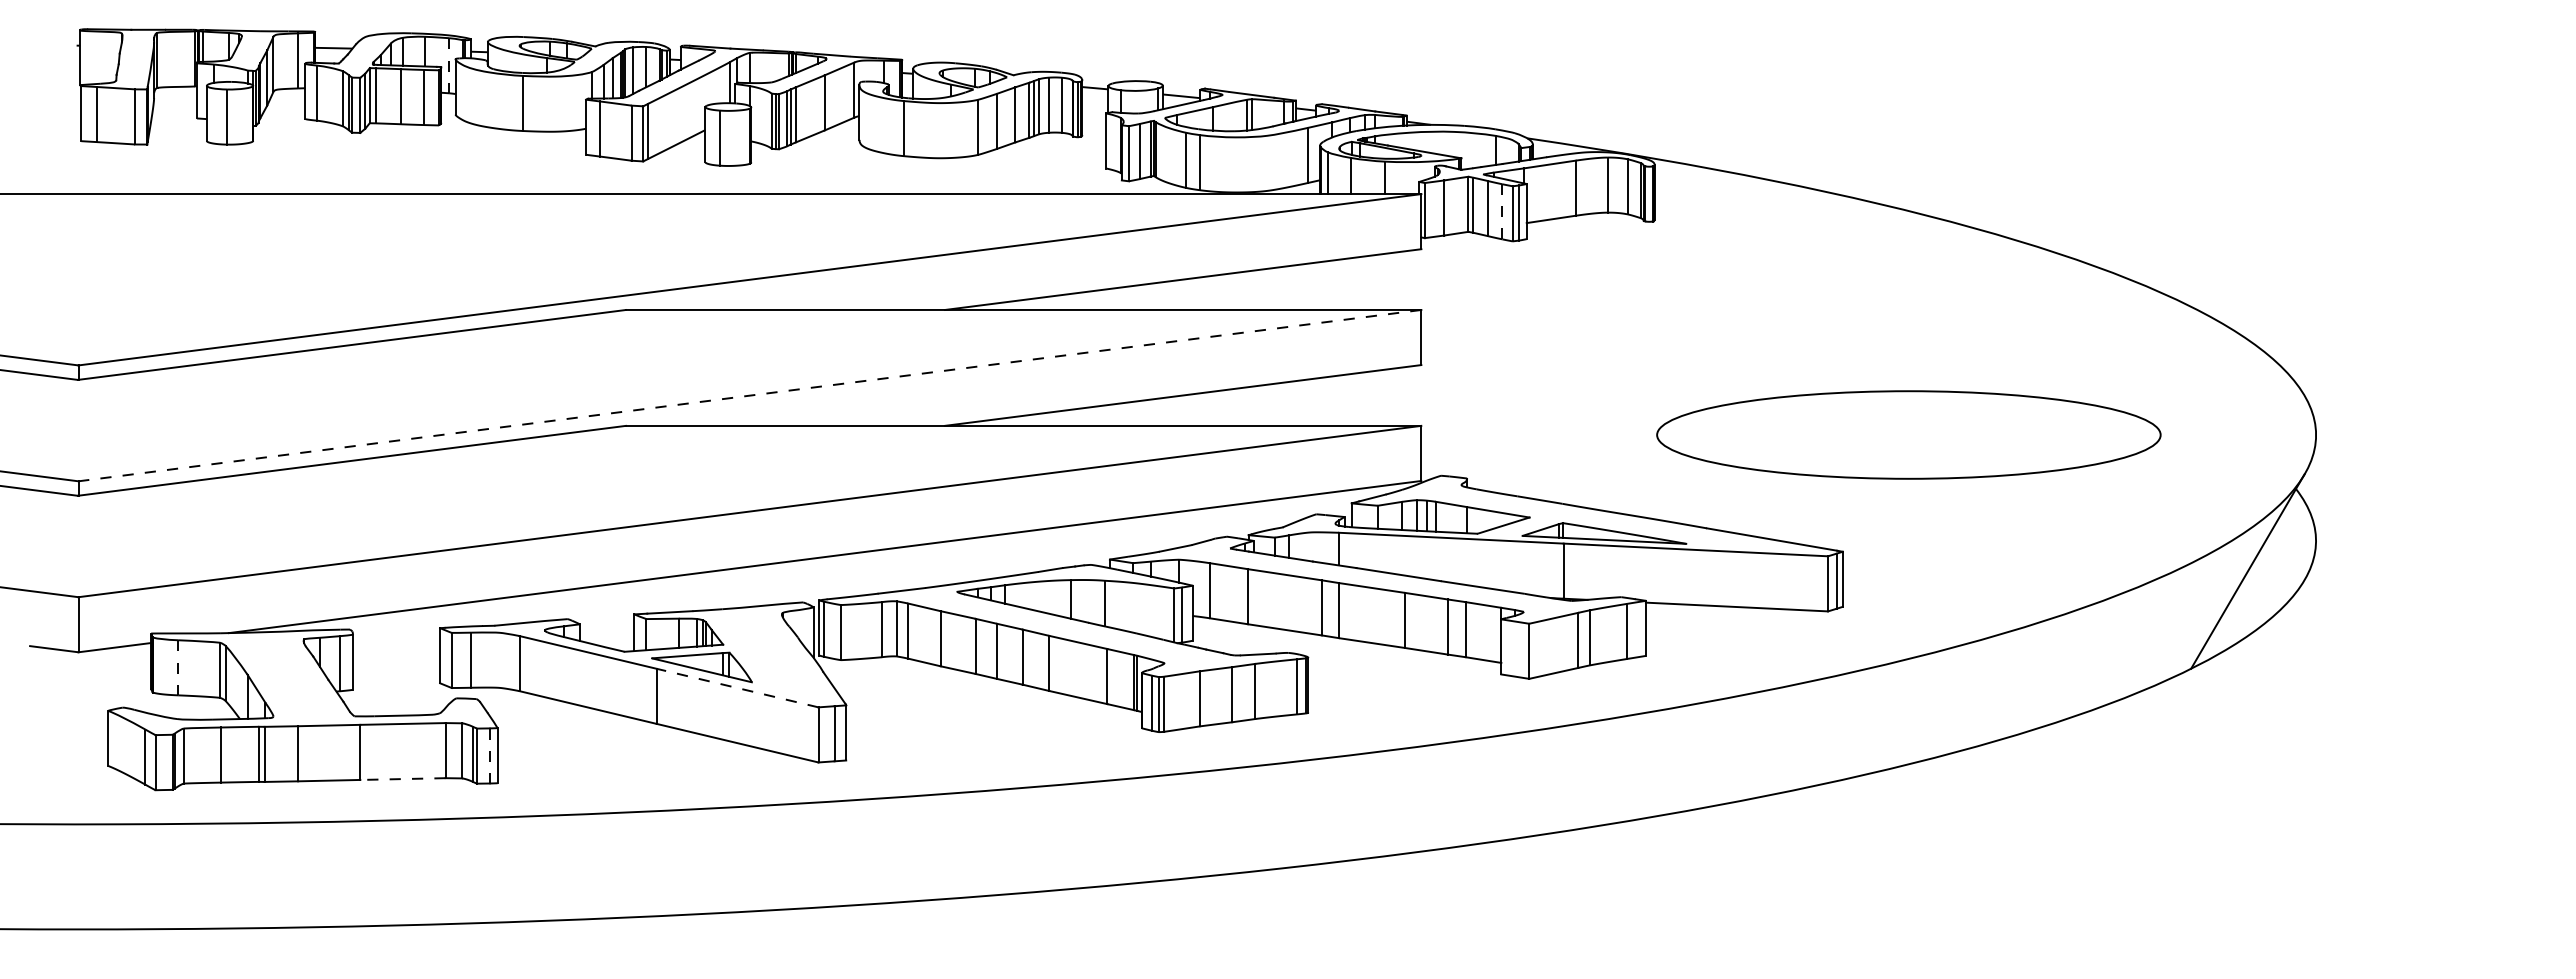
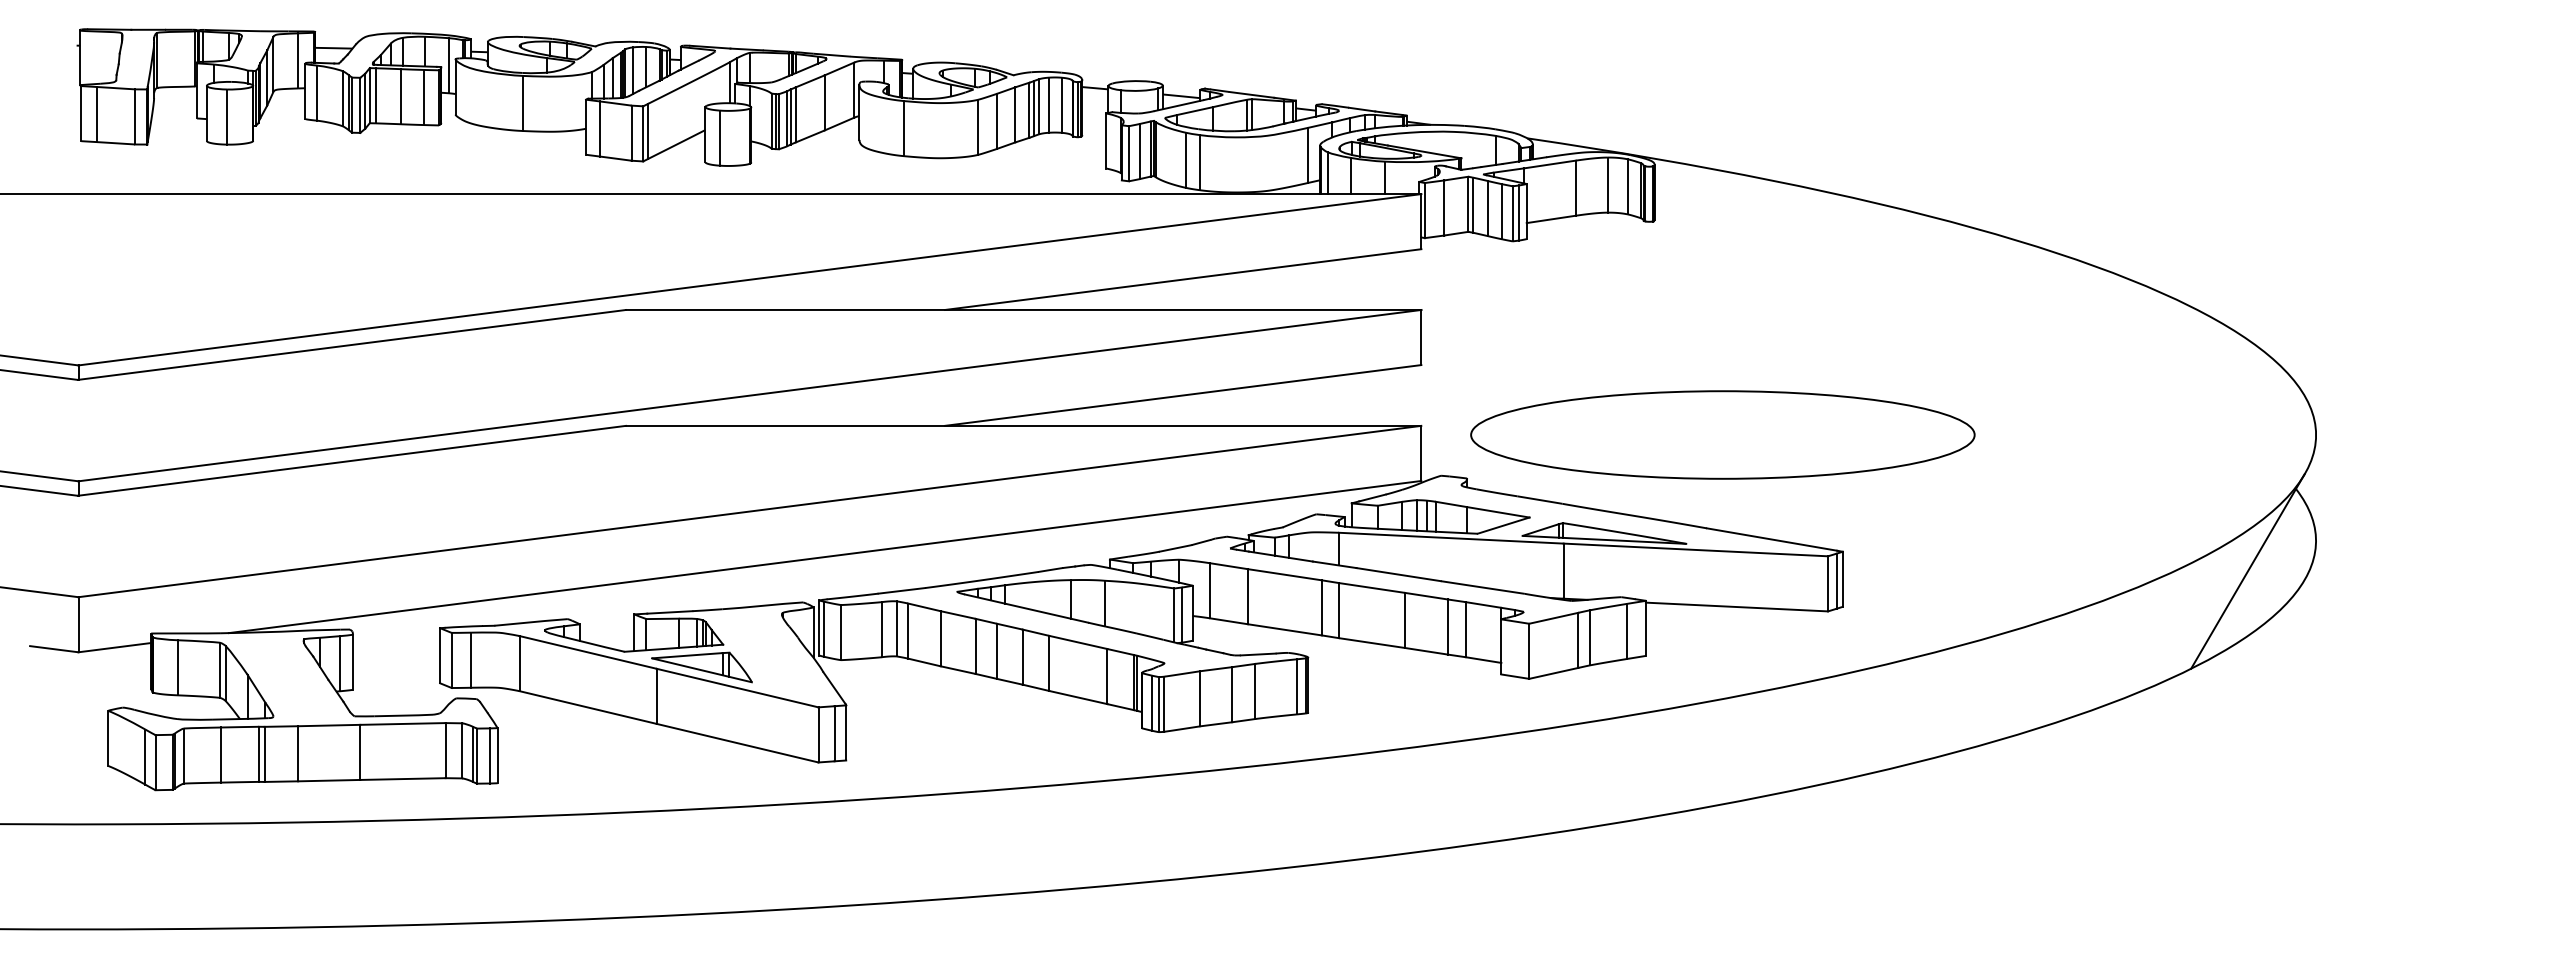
line: dashed -> solid (449, 65)
line: dashed -> solid (1502, 211)
line: dashed -> solid (749, 395)
part position: (1908, 434) -> (1722, 434) (1722, 434)
line: dashed -> solid (178, 667)
line: dashed -> solid (737, 687)
line: dashed -> solid (489, 755)
line: dashed -> solid (402, 779)
